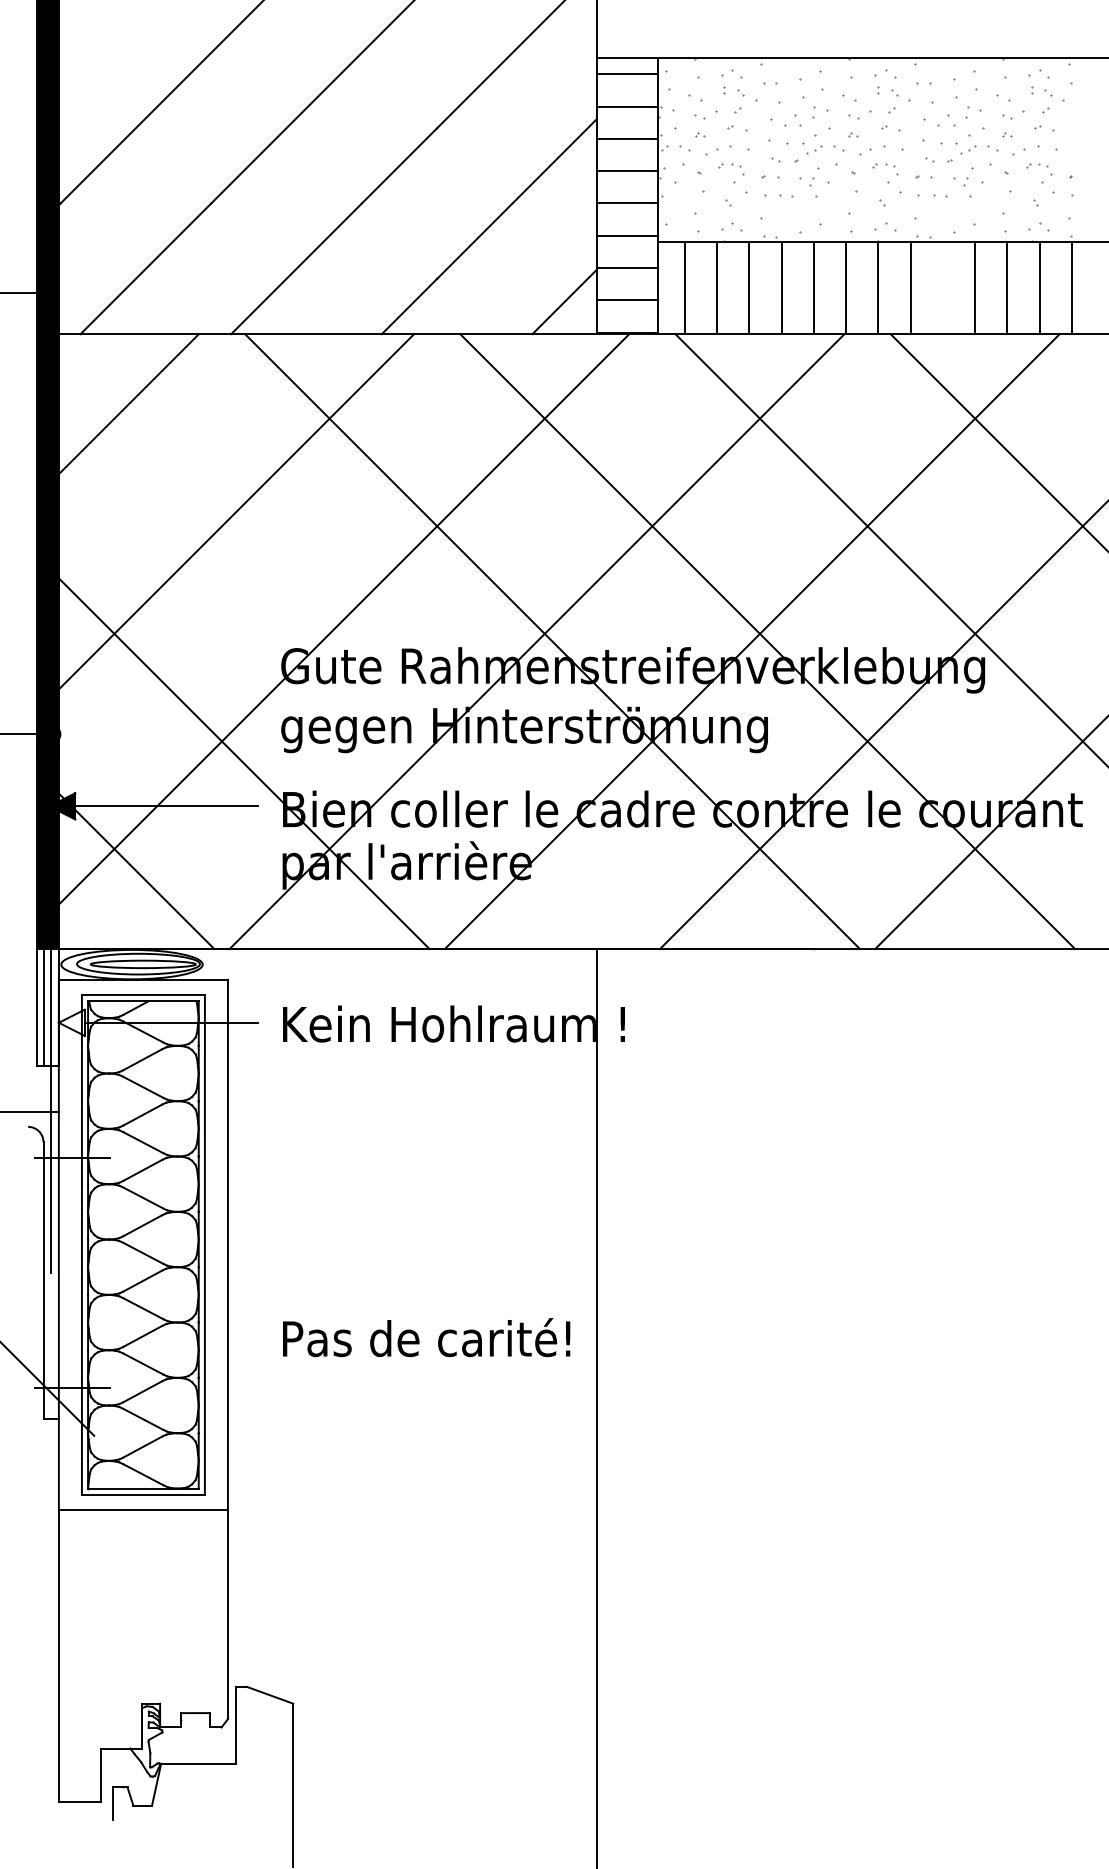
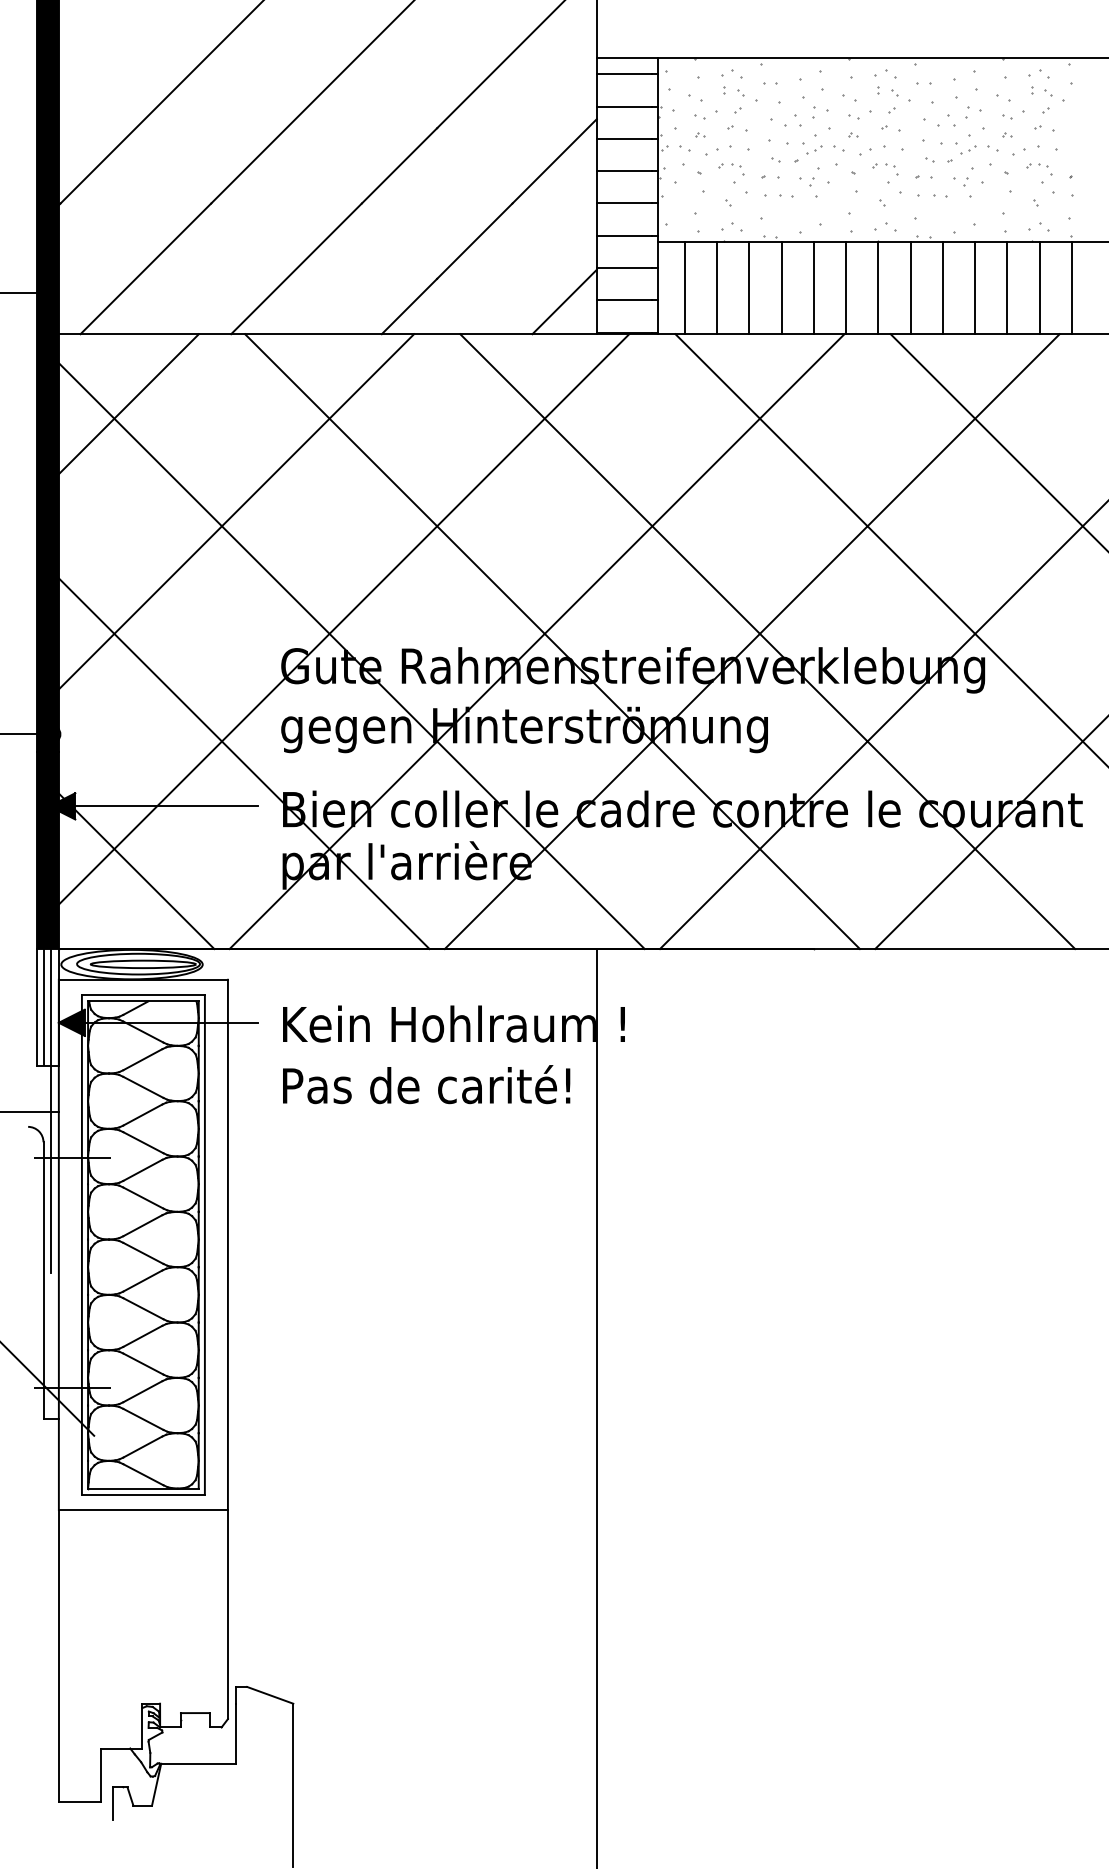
line: none -> present (942, 287)
line: none -> present (351, 656)
fill: none -> present (71, 1022)
text position: (426, 1337) -> (426, 1084) (426, 1084)
